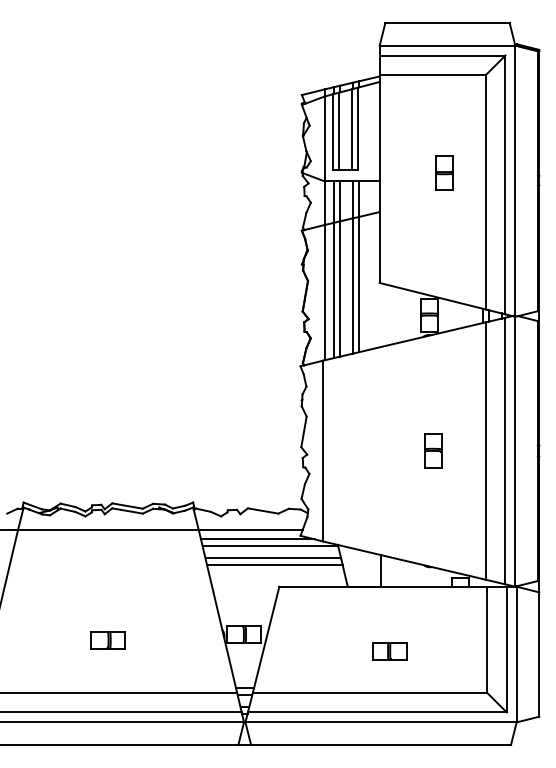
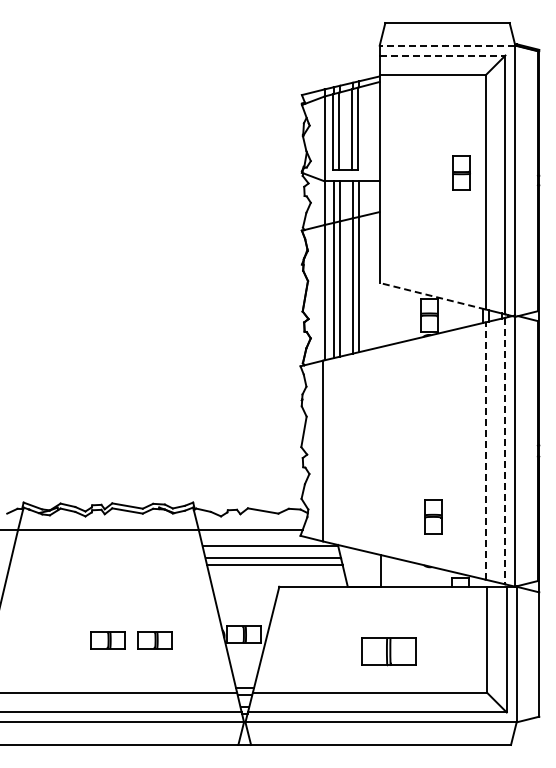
line: solid -> dashed (447, 45)
line: solid -> dashed (442, 55)
part position: (444, 172) -> (461, 172) (461, 172)
line: solid -> dashed (432, 296)
part position: (433, 450) -> (433, 516) (433, 516)
line: solid -> dashed (485, 451)
line: solid -> dashed (505, 451)
line: present -> none (257, 539)
part: none -> present (154, 640)
part size: 36x19 px -> 56x30 px (388, 651)
